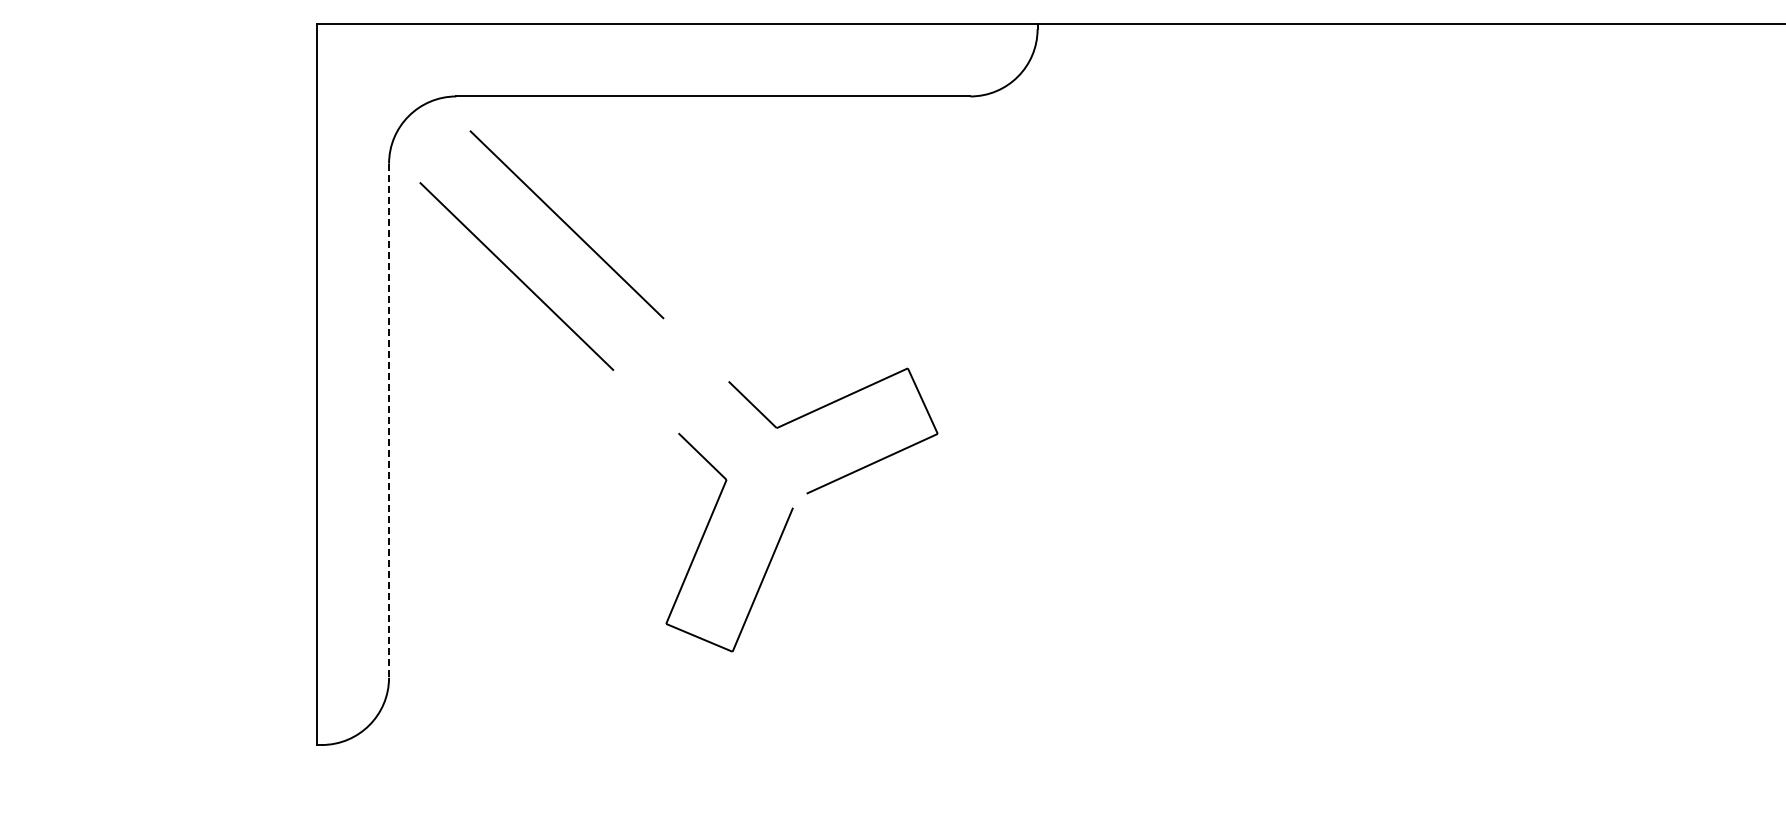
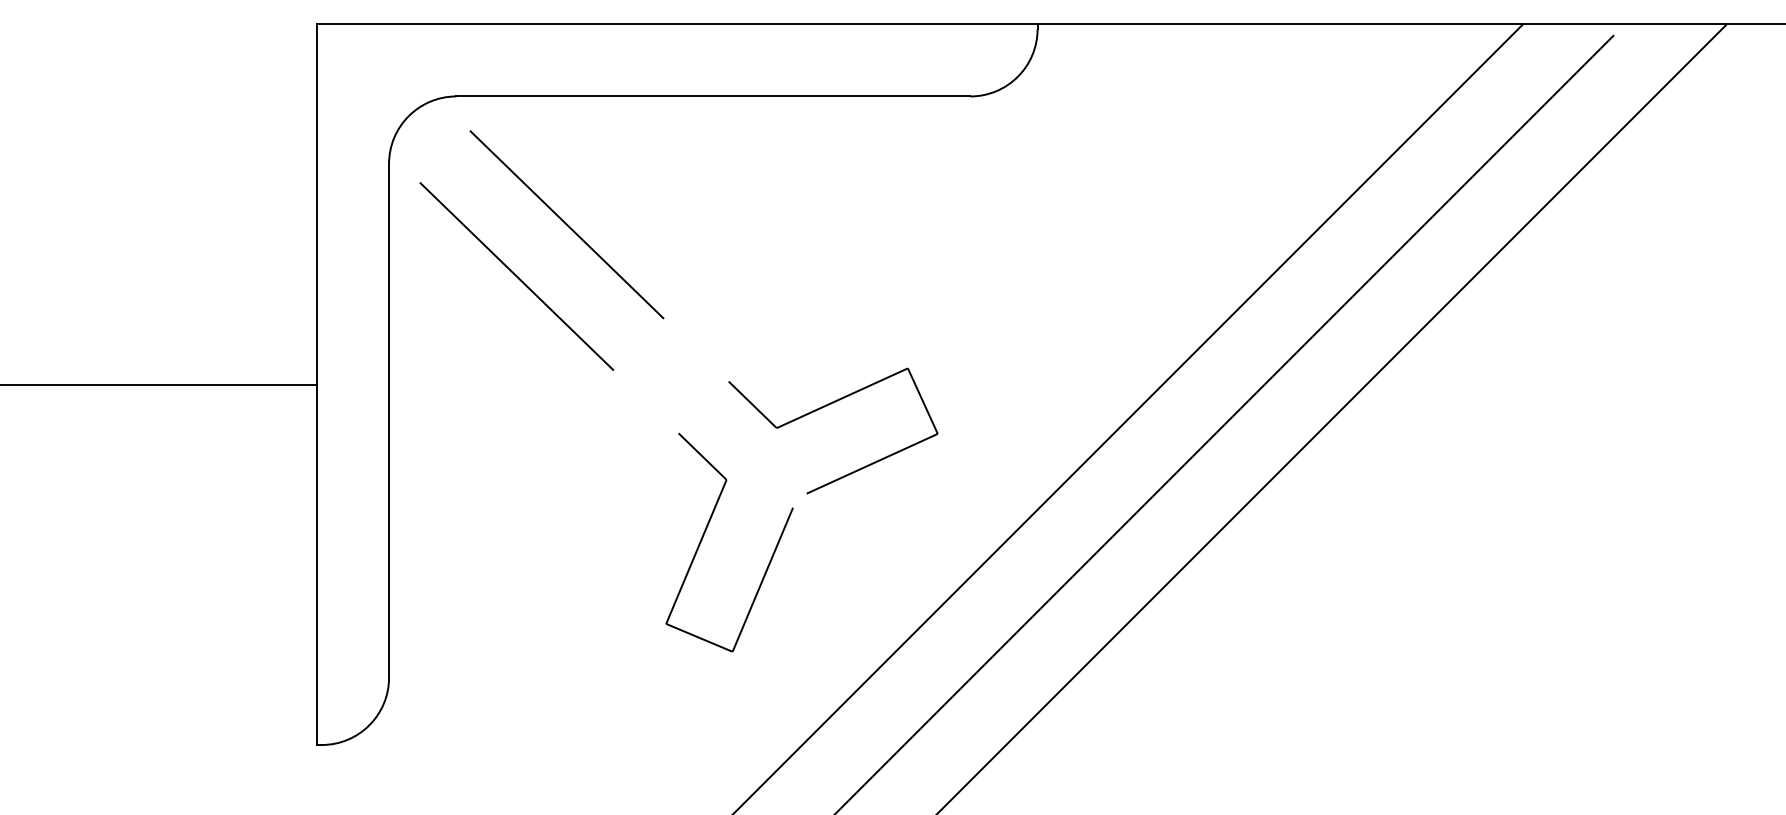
line: none -> present (159, 384)
line: none -> present (1128, 417)
line: none -> present (1332, 417)
line: dashed -> solid (389, 421)
line: none -> present (1225, 423)
